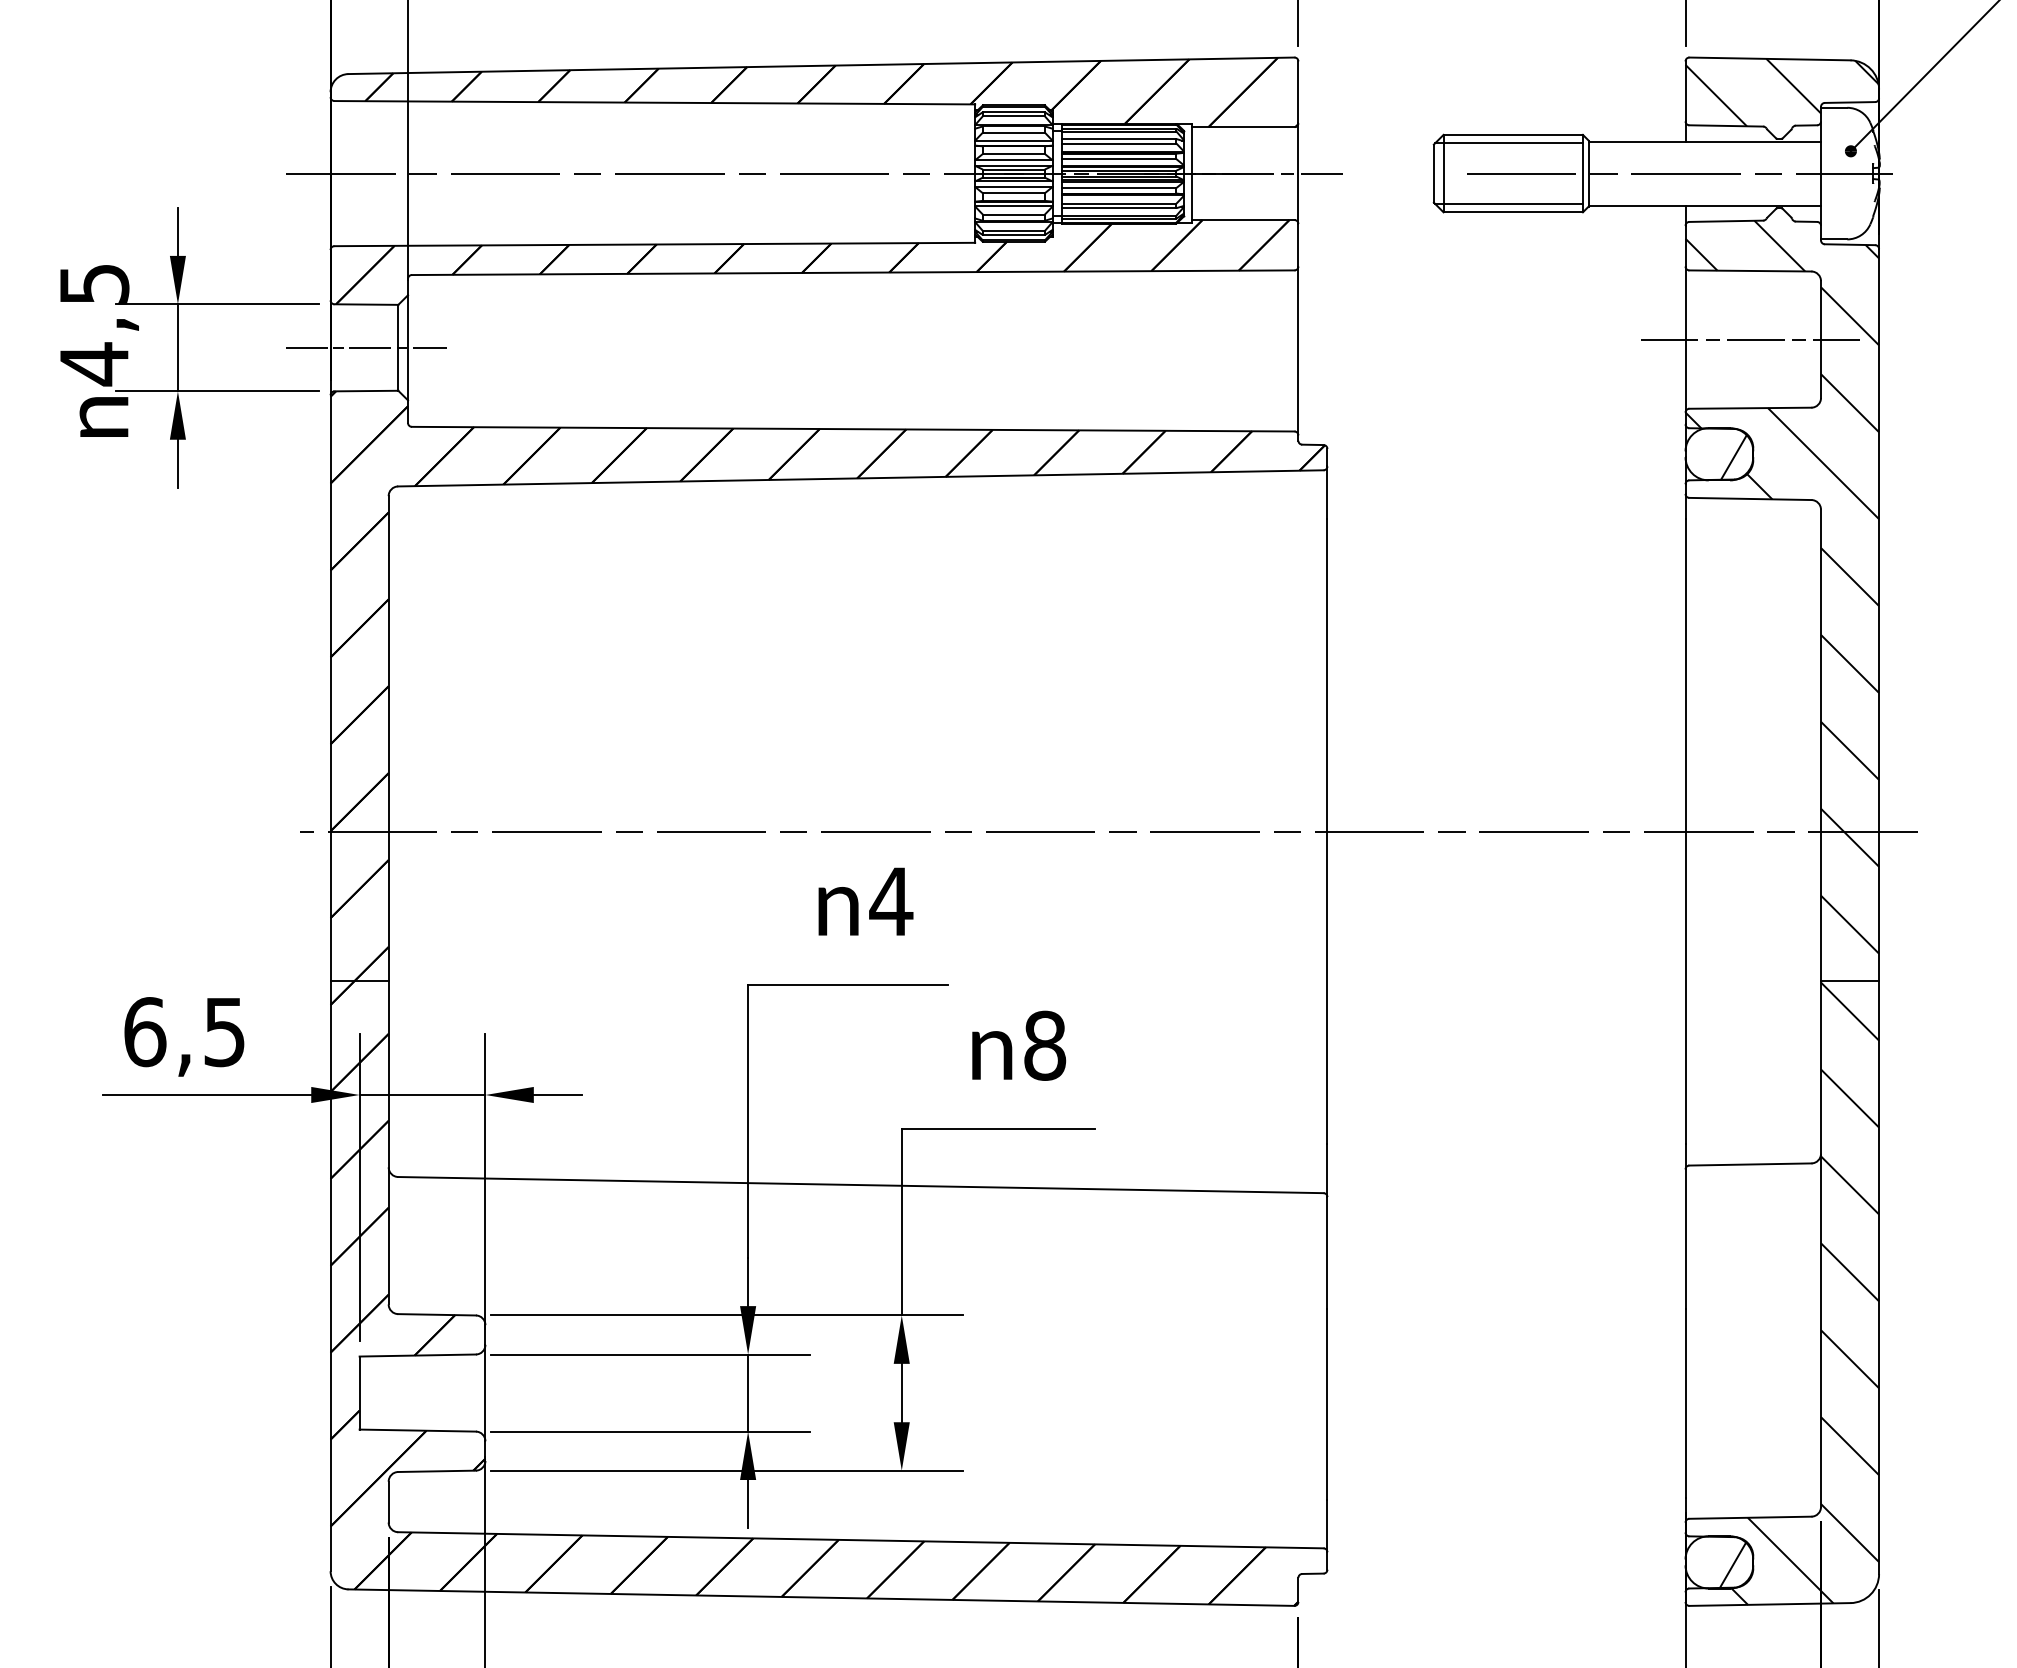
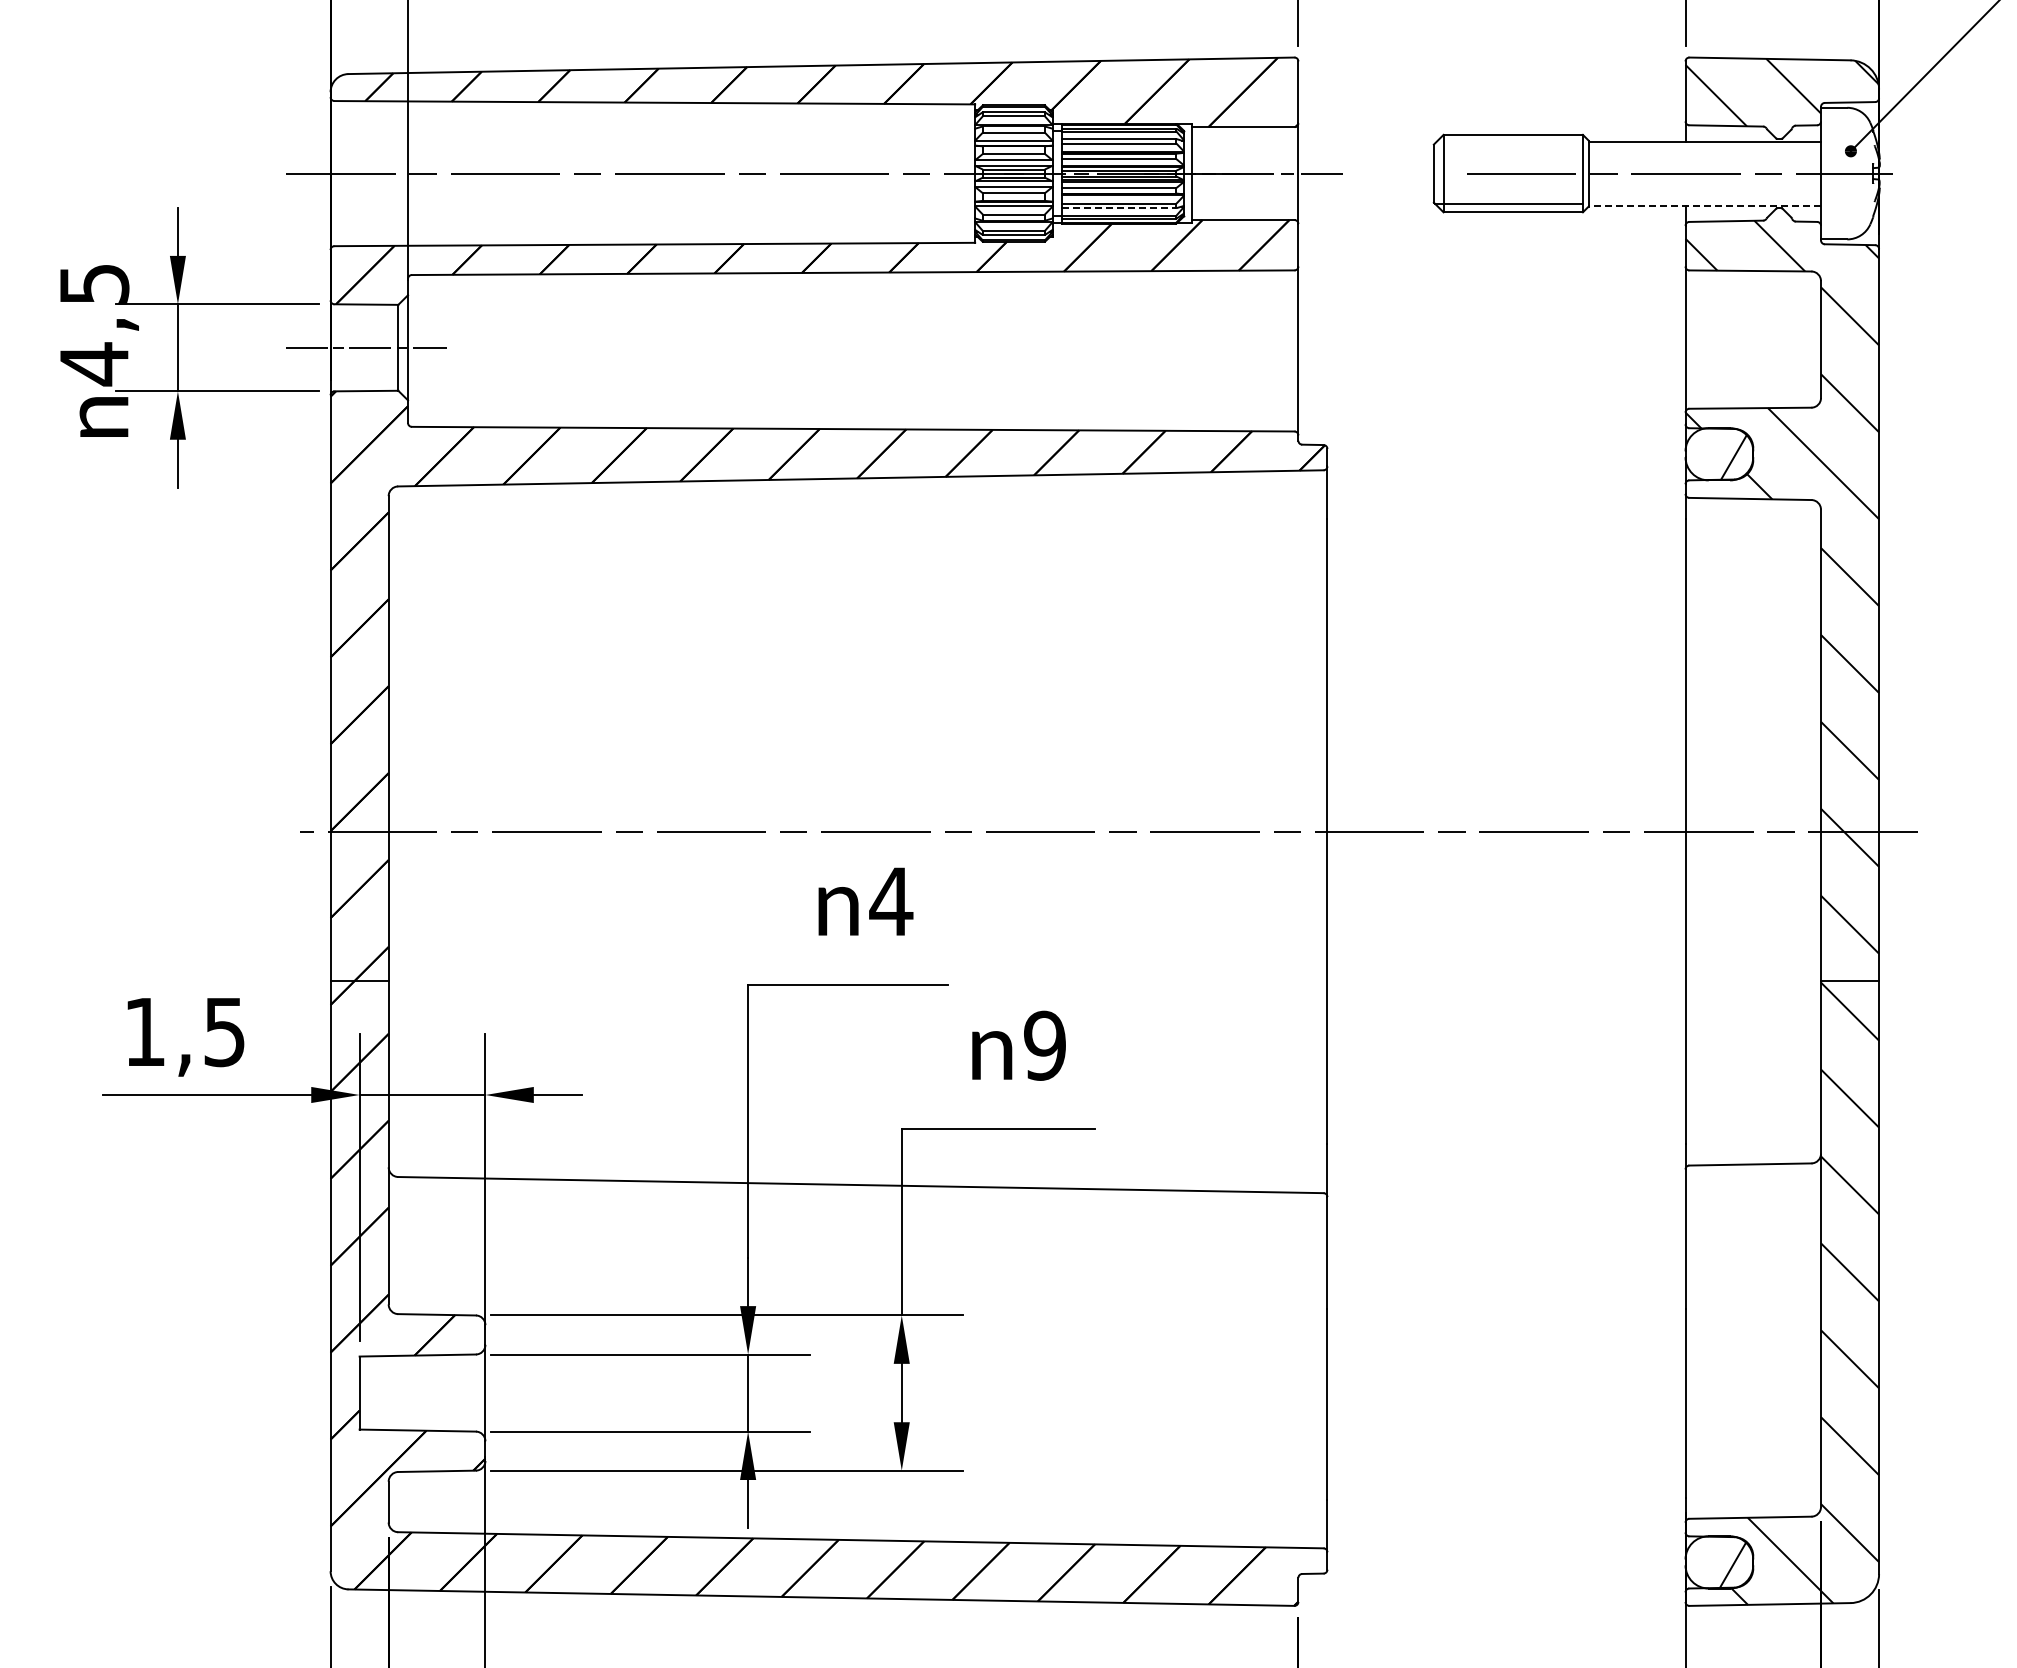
line: present -> none (1508, 142)
line: solid -> dashed (1704, 205)
line: solid -> dashed (1119, 208)
line: present -> none (1749, 339)
text: 6,5 -> 1,5 (145, 1032)
text: 8 -> 9 (1045, 1045)
